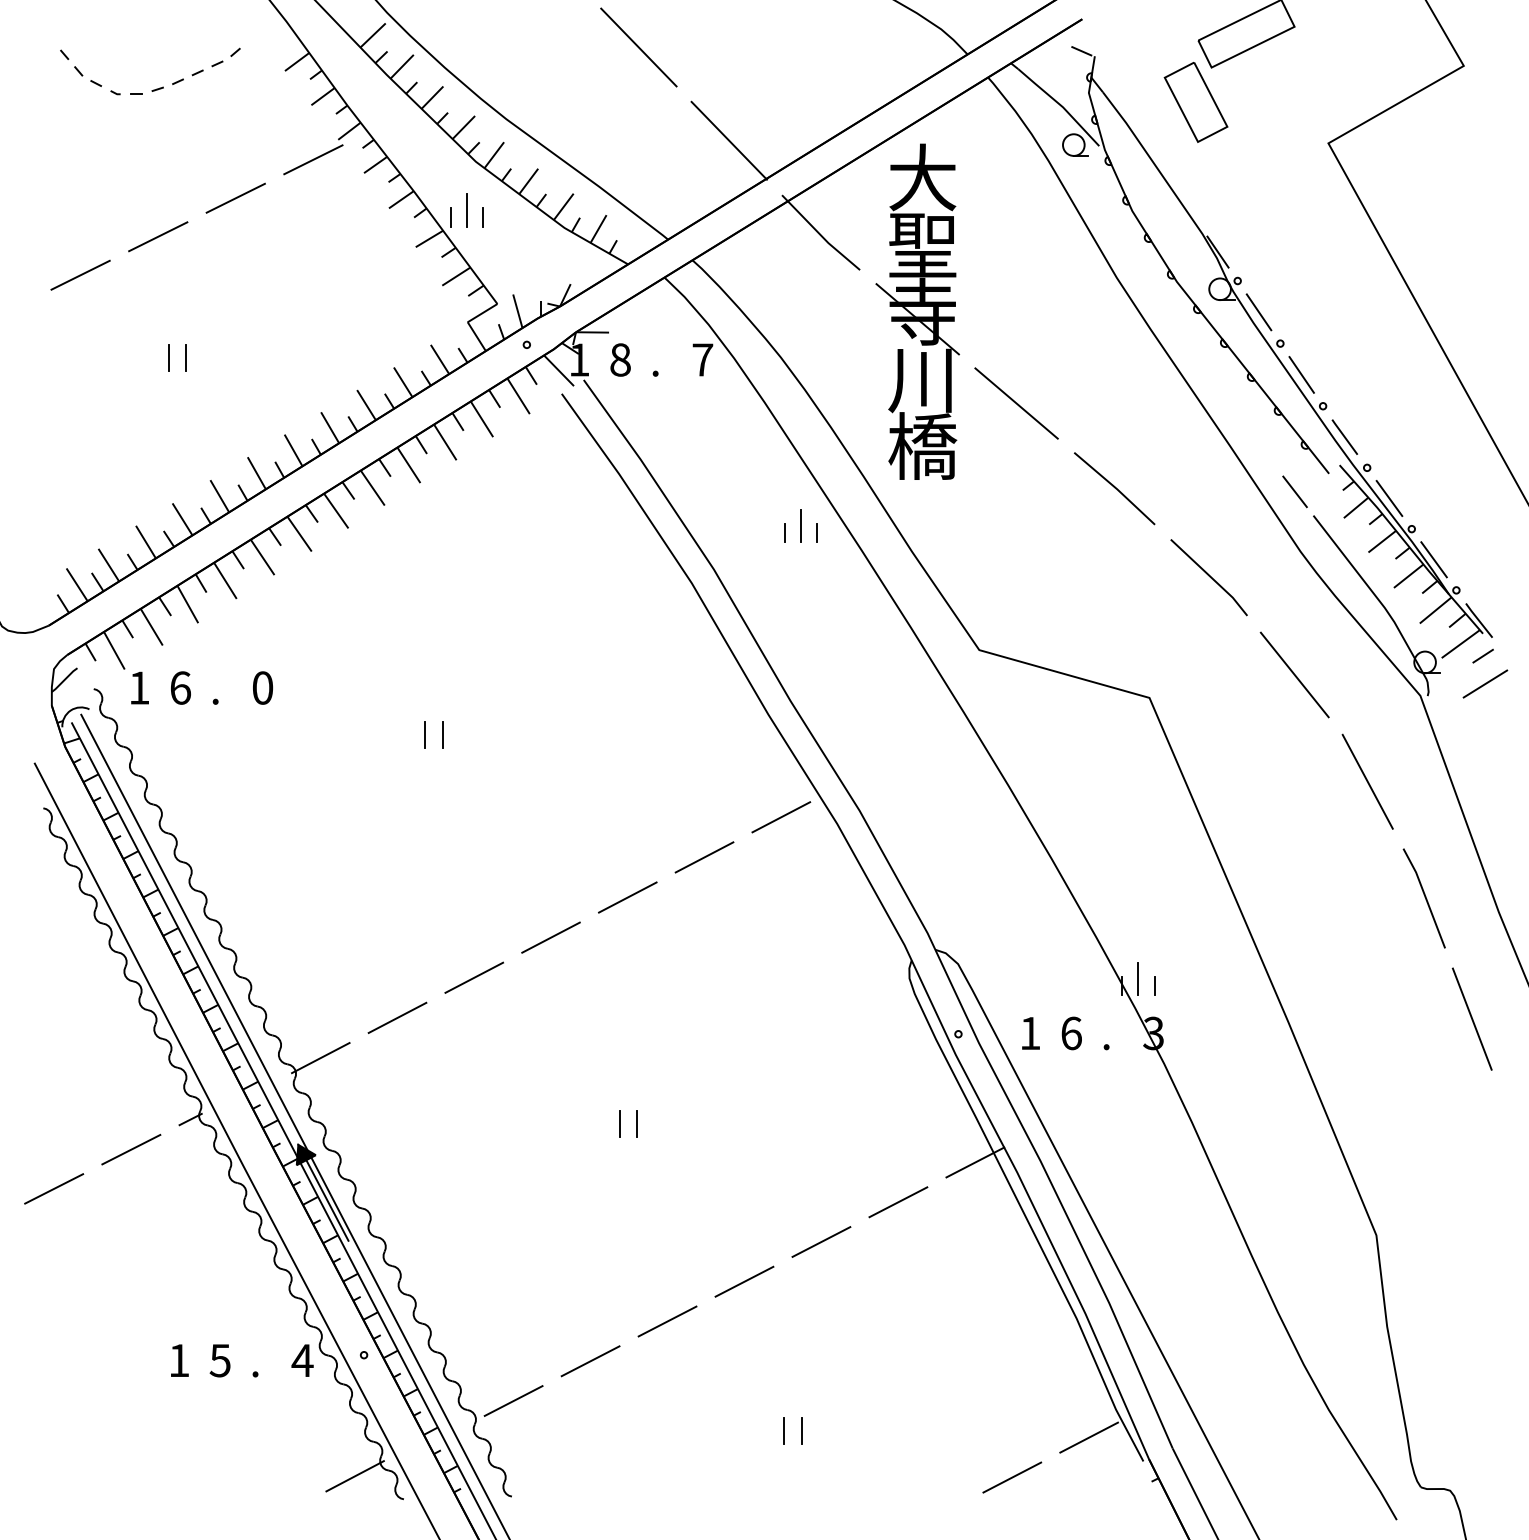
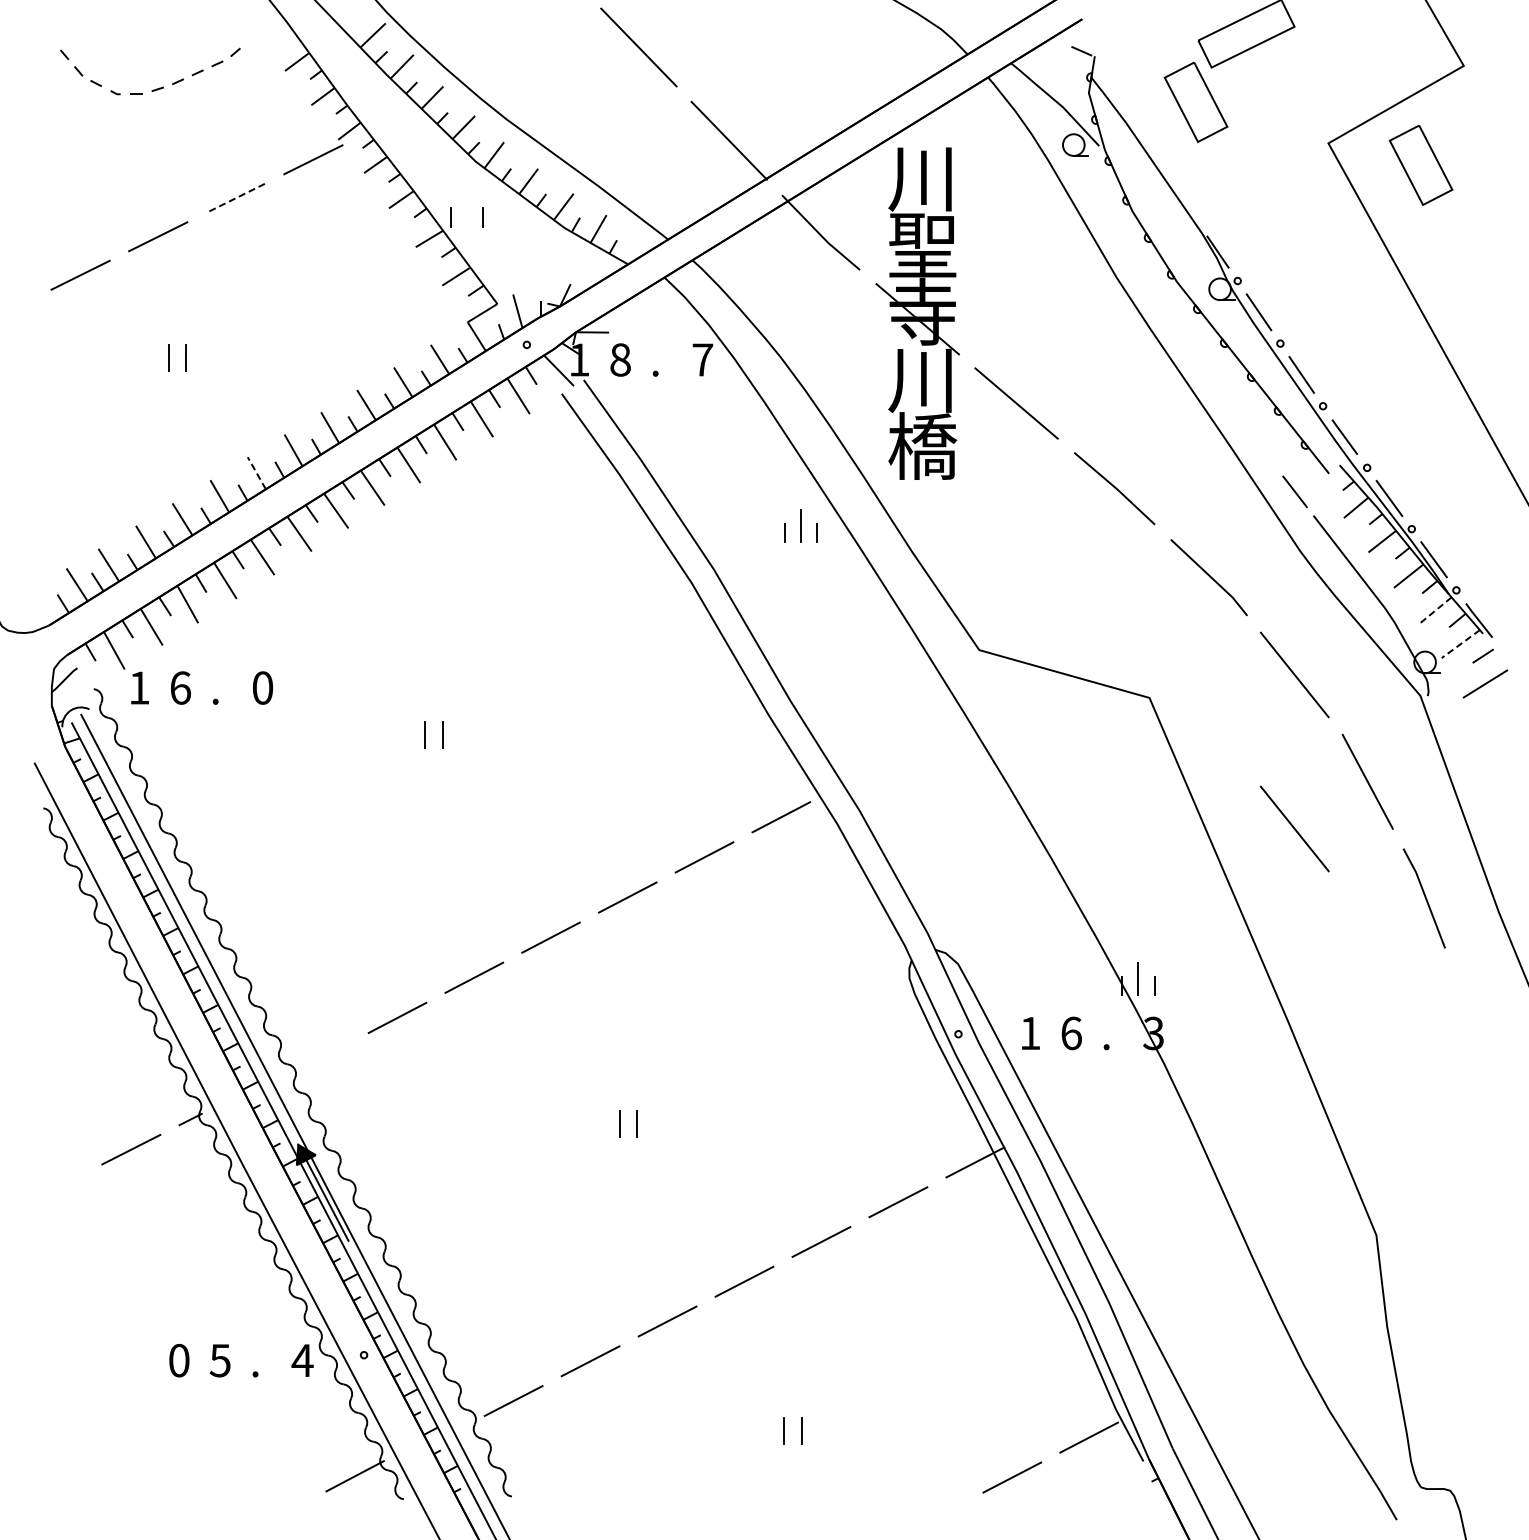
part: none -> present (1420, 165)
text: 大 -> 川 (922, 177)
line: solid -> dashed (235, 198)
line: present -> none (466, 210)
line: solid -> dashed (256, 472)
line: solid -> dashed (1435, 610)
line: solid -> dashed (1460, 644)
line: none -> present (1294, 828)
line: present -> none (1471, 1018)
line: present -> none (320, 1058)
line: present -> none (54, 1188)
text: 1 -> 0 (179, 1360)
